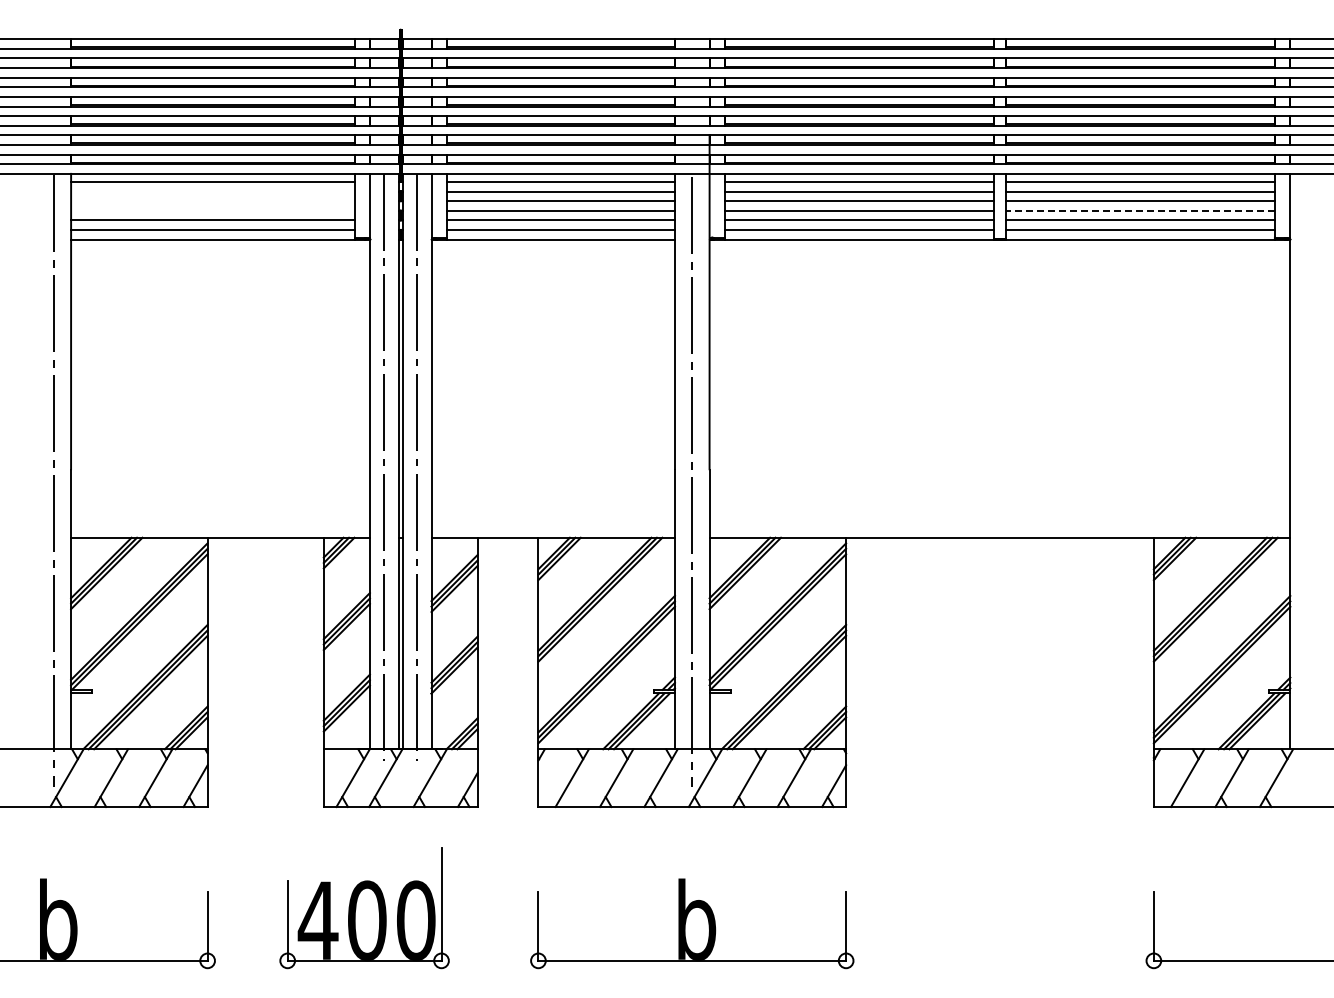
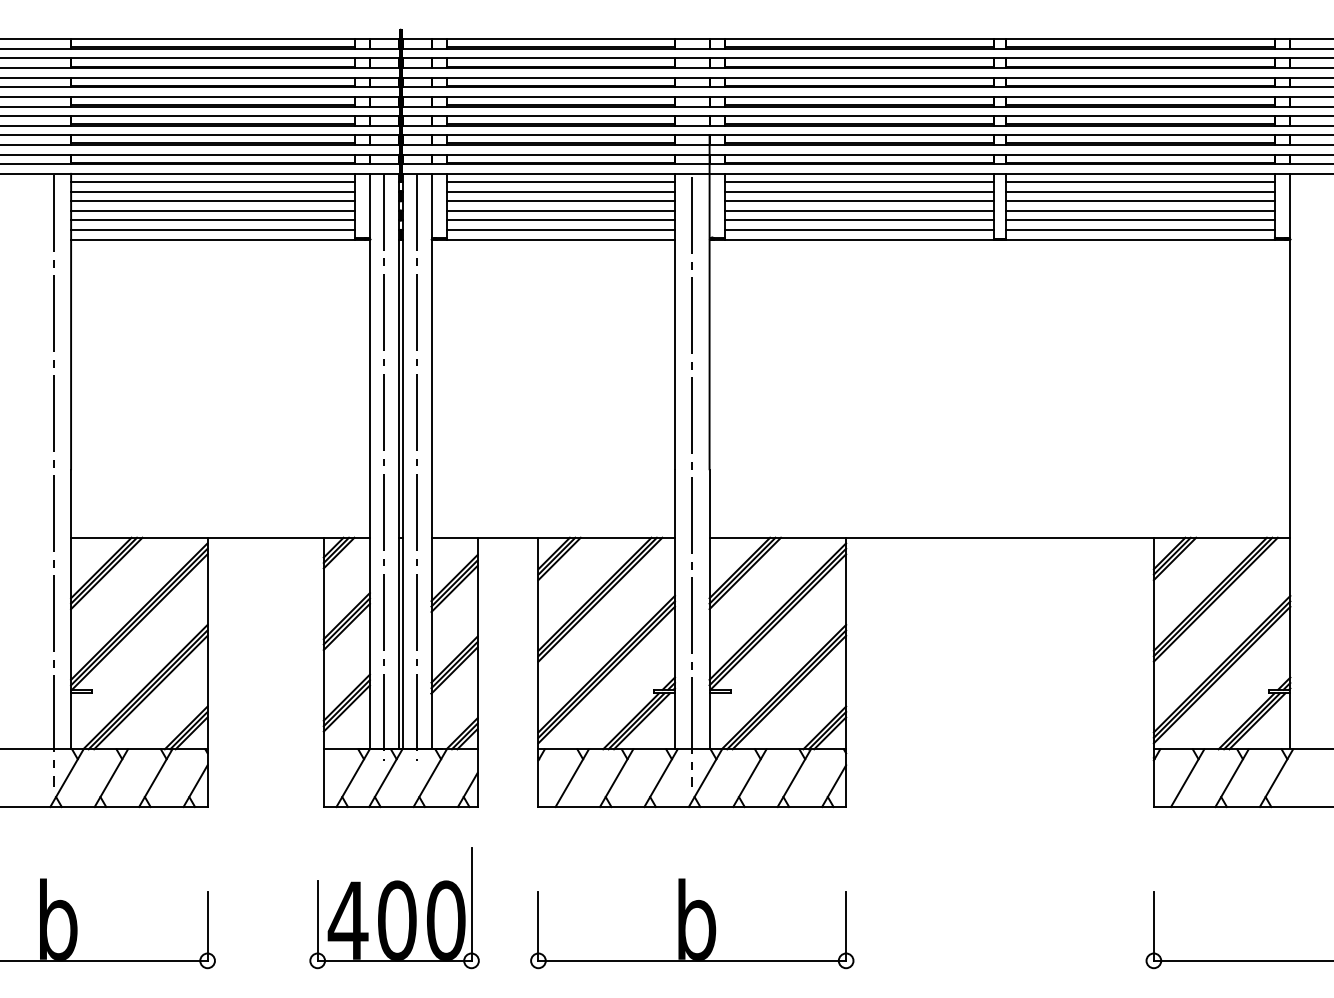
line: none -> present (212, 191)
line: none -> present (212, 201)
line: none -> present (212, 210)
line: dashed -> solid (1140, 210)
part position: (364, 908) -> (394, 908) (394, 908)
